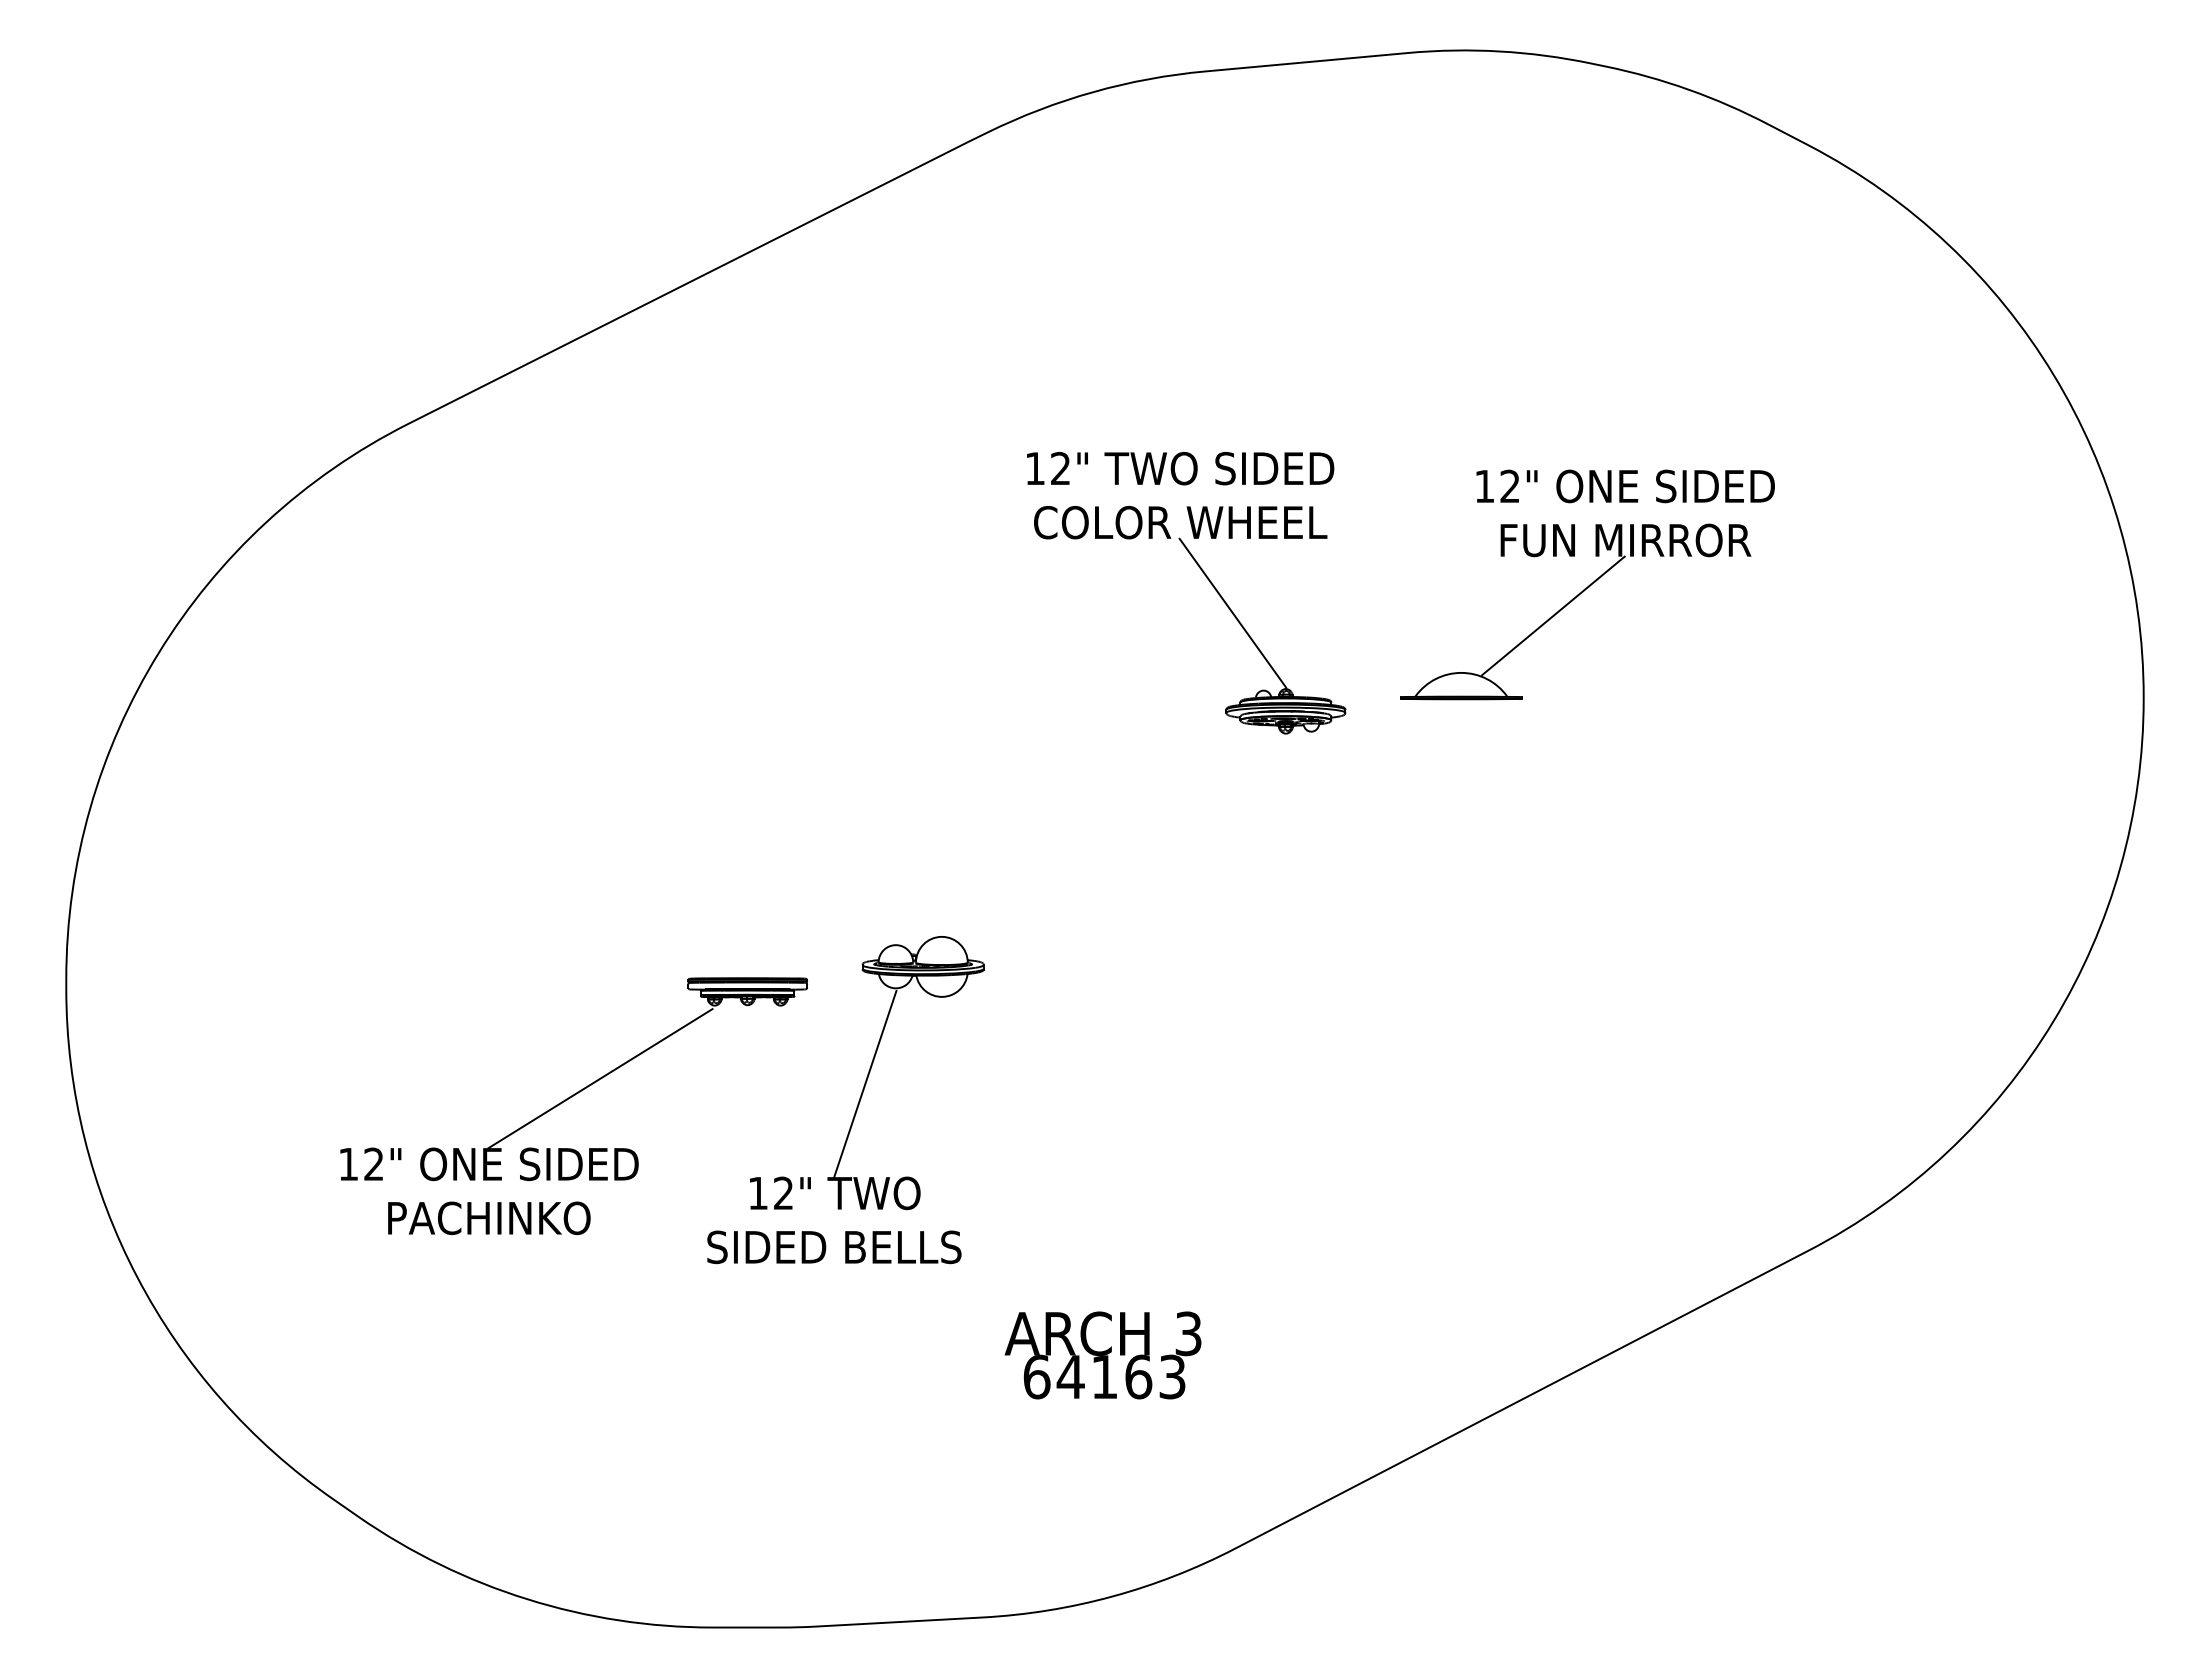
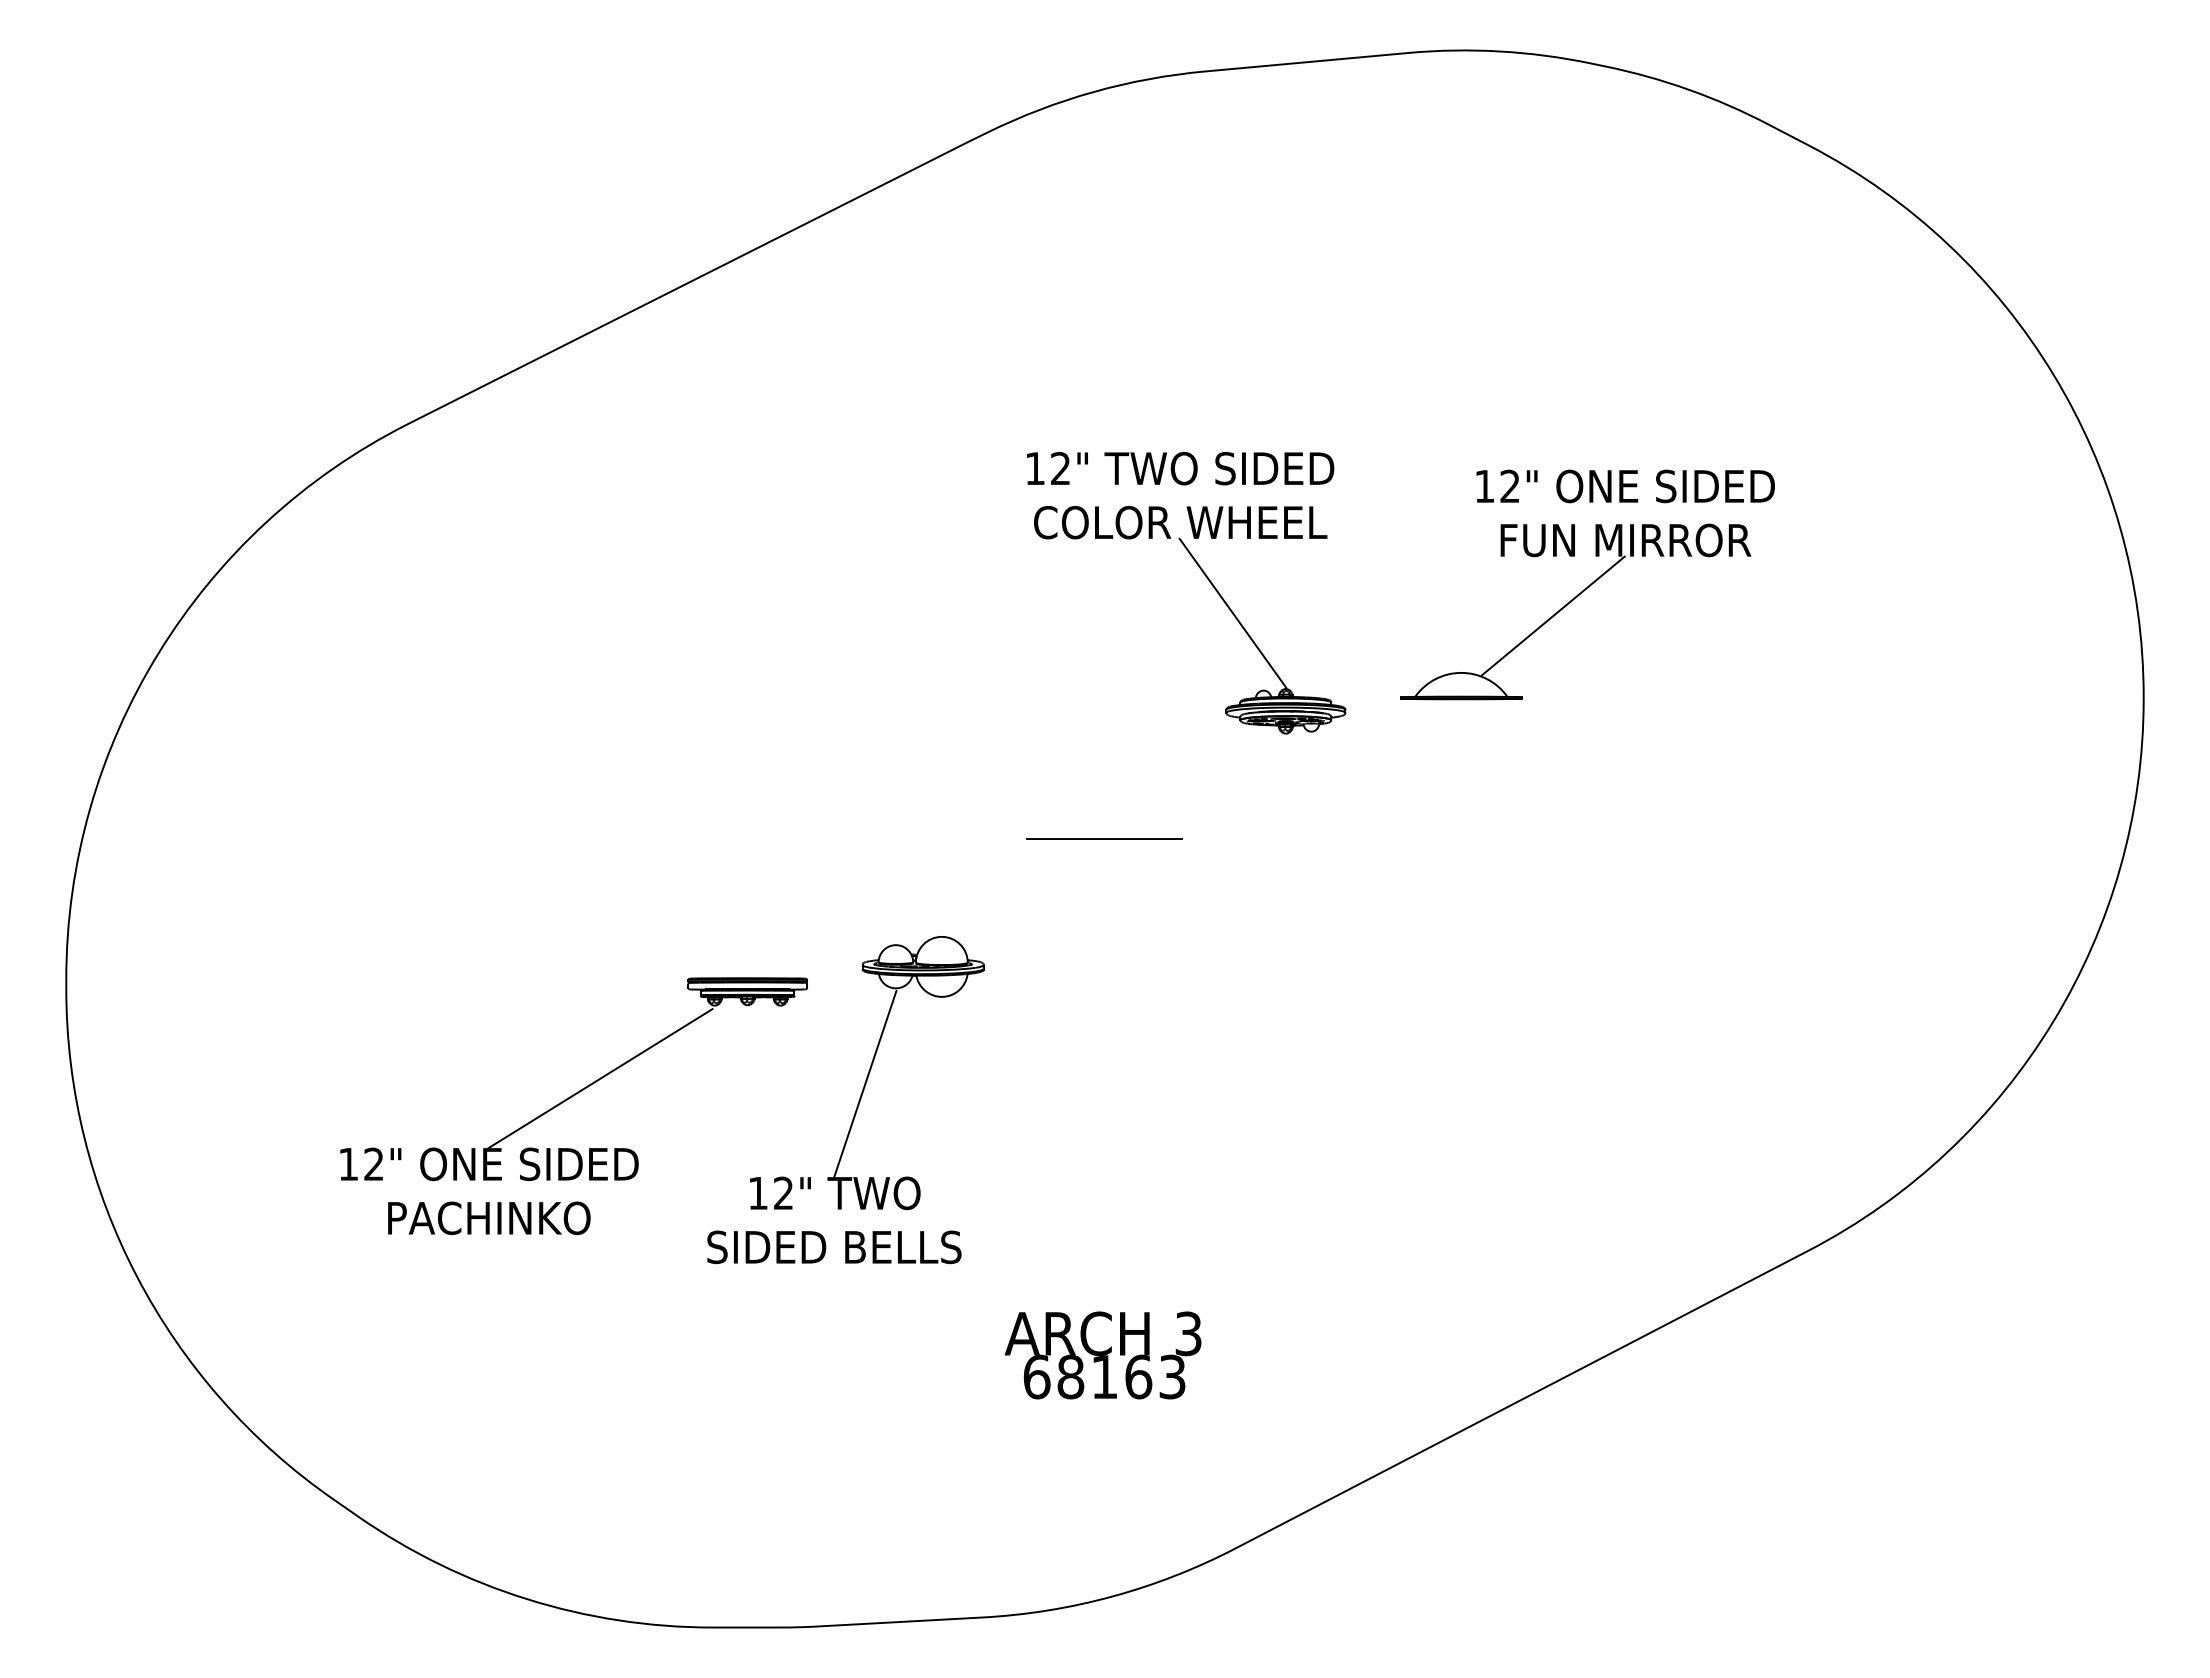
line: none -> present (1104, 838)
text: 64163 -> 68163 (1070, 1376)
